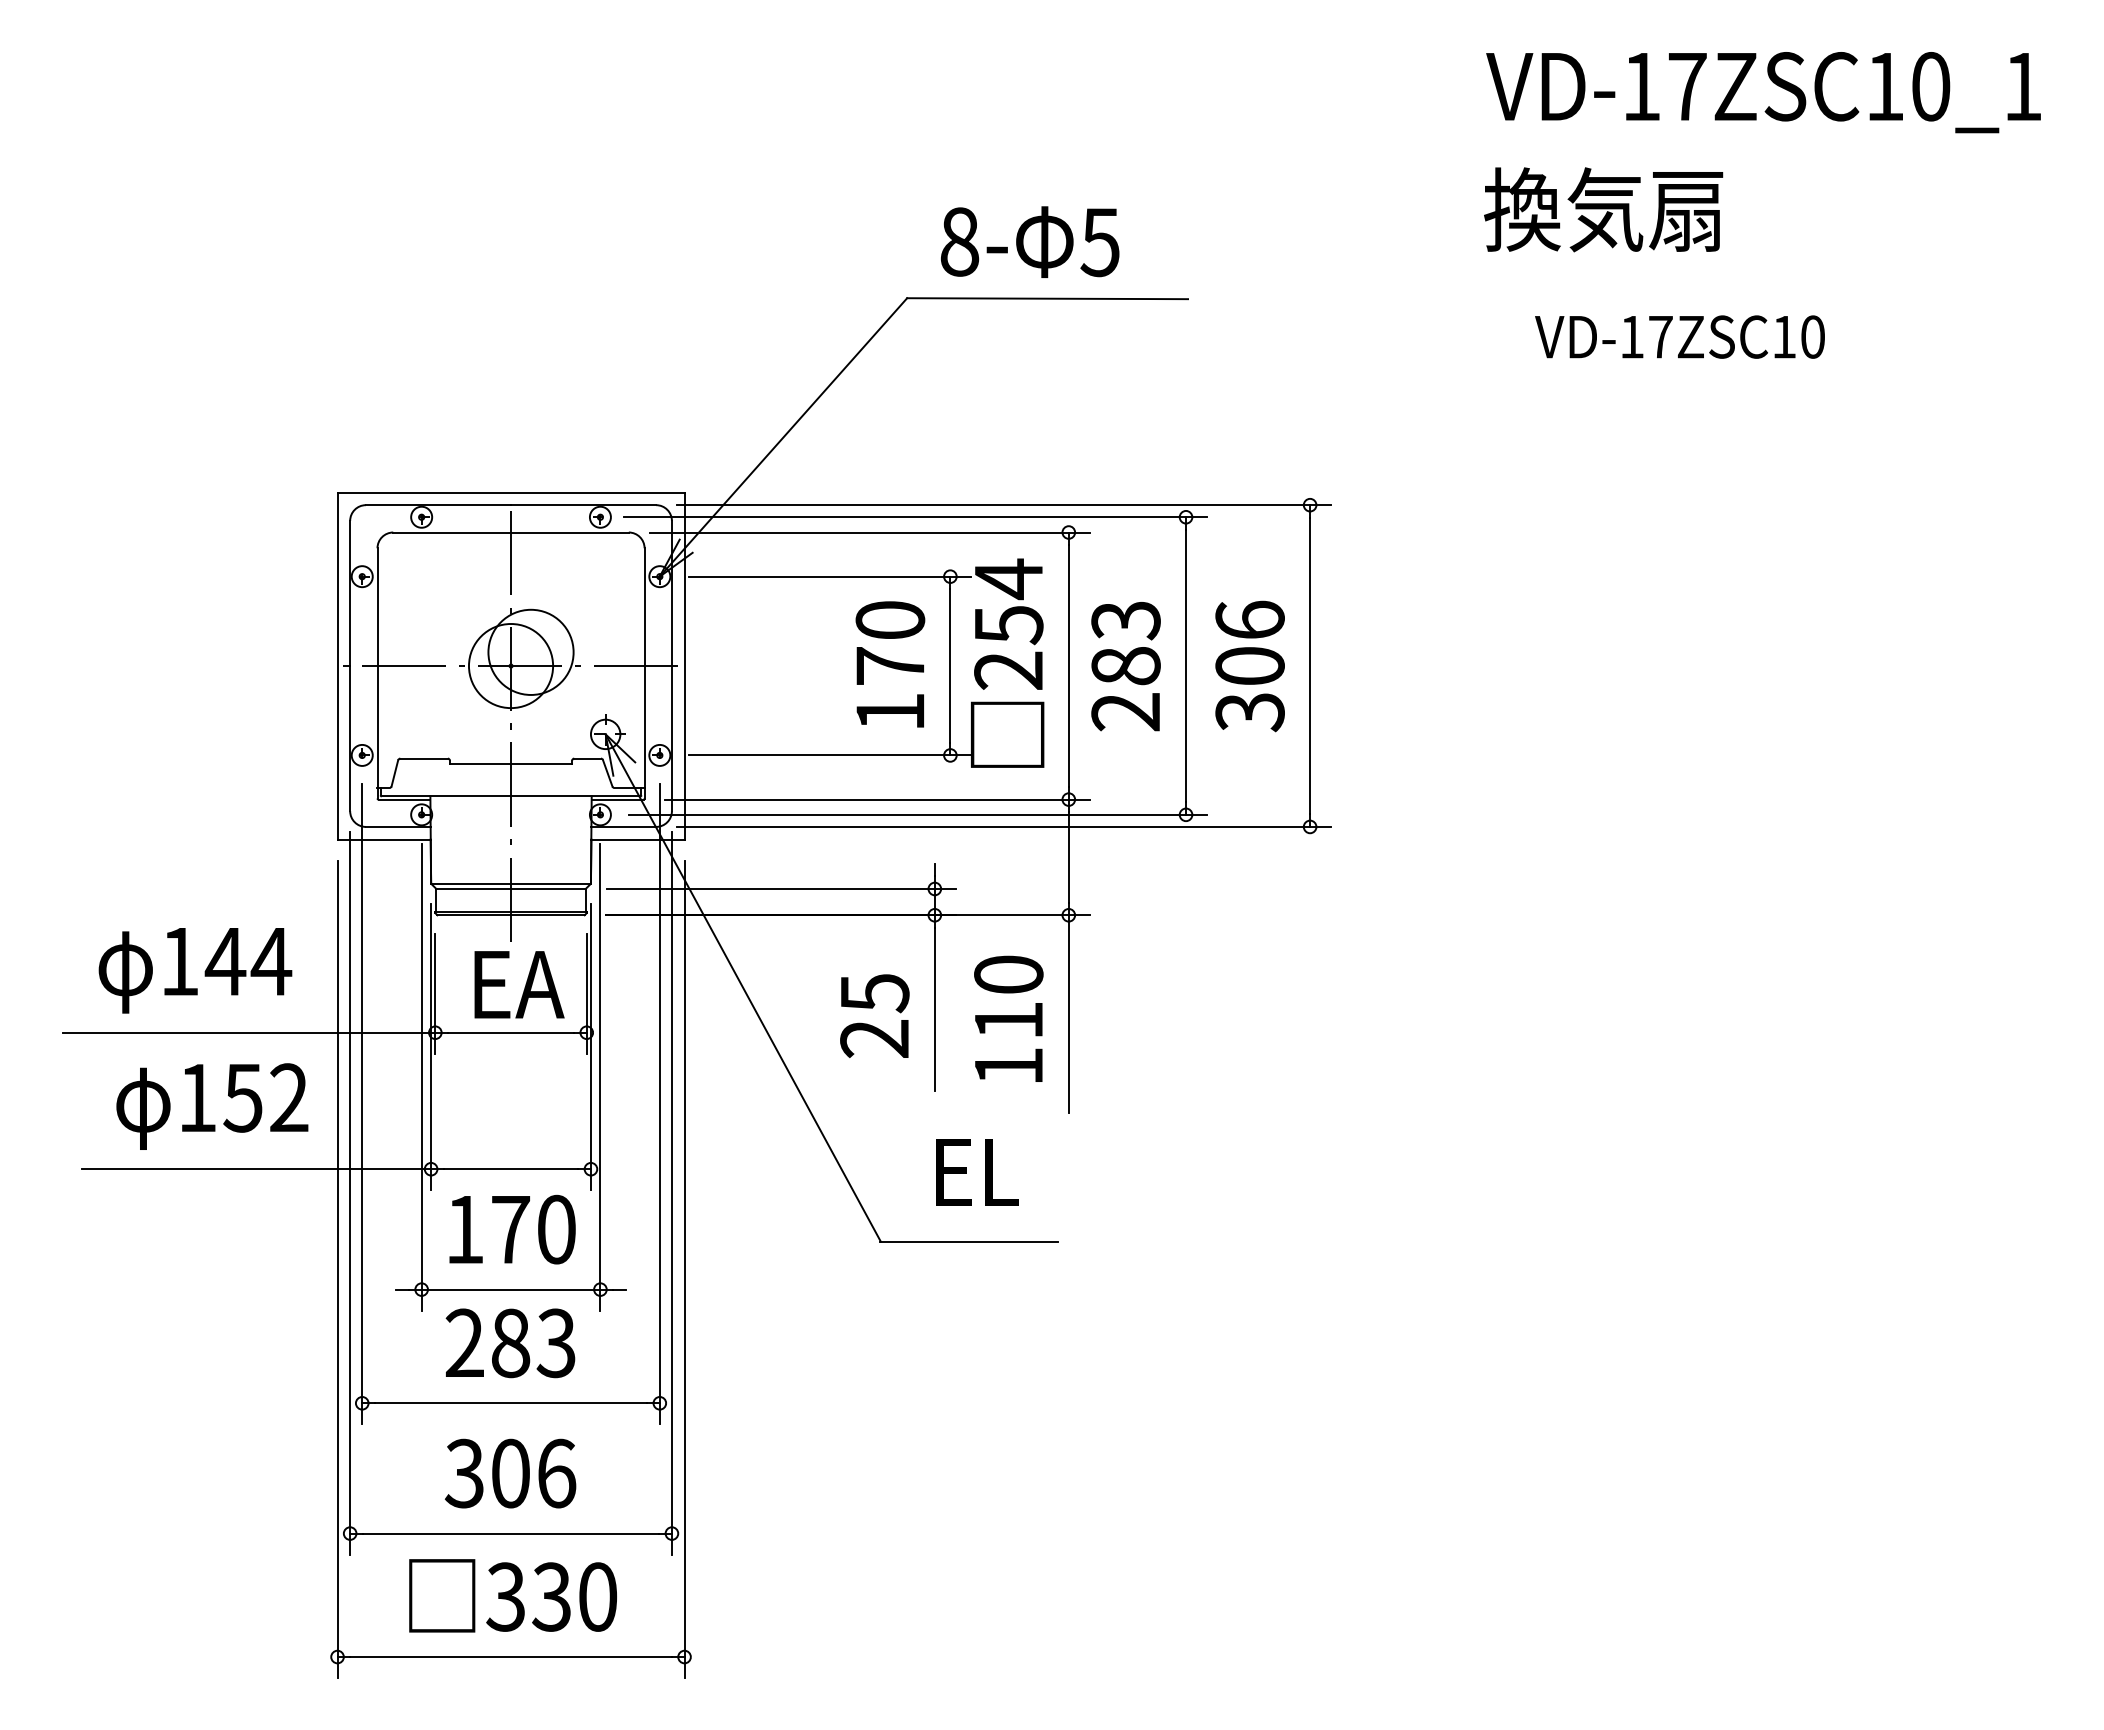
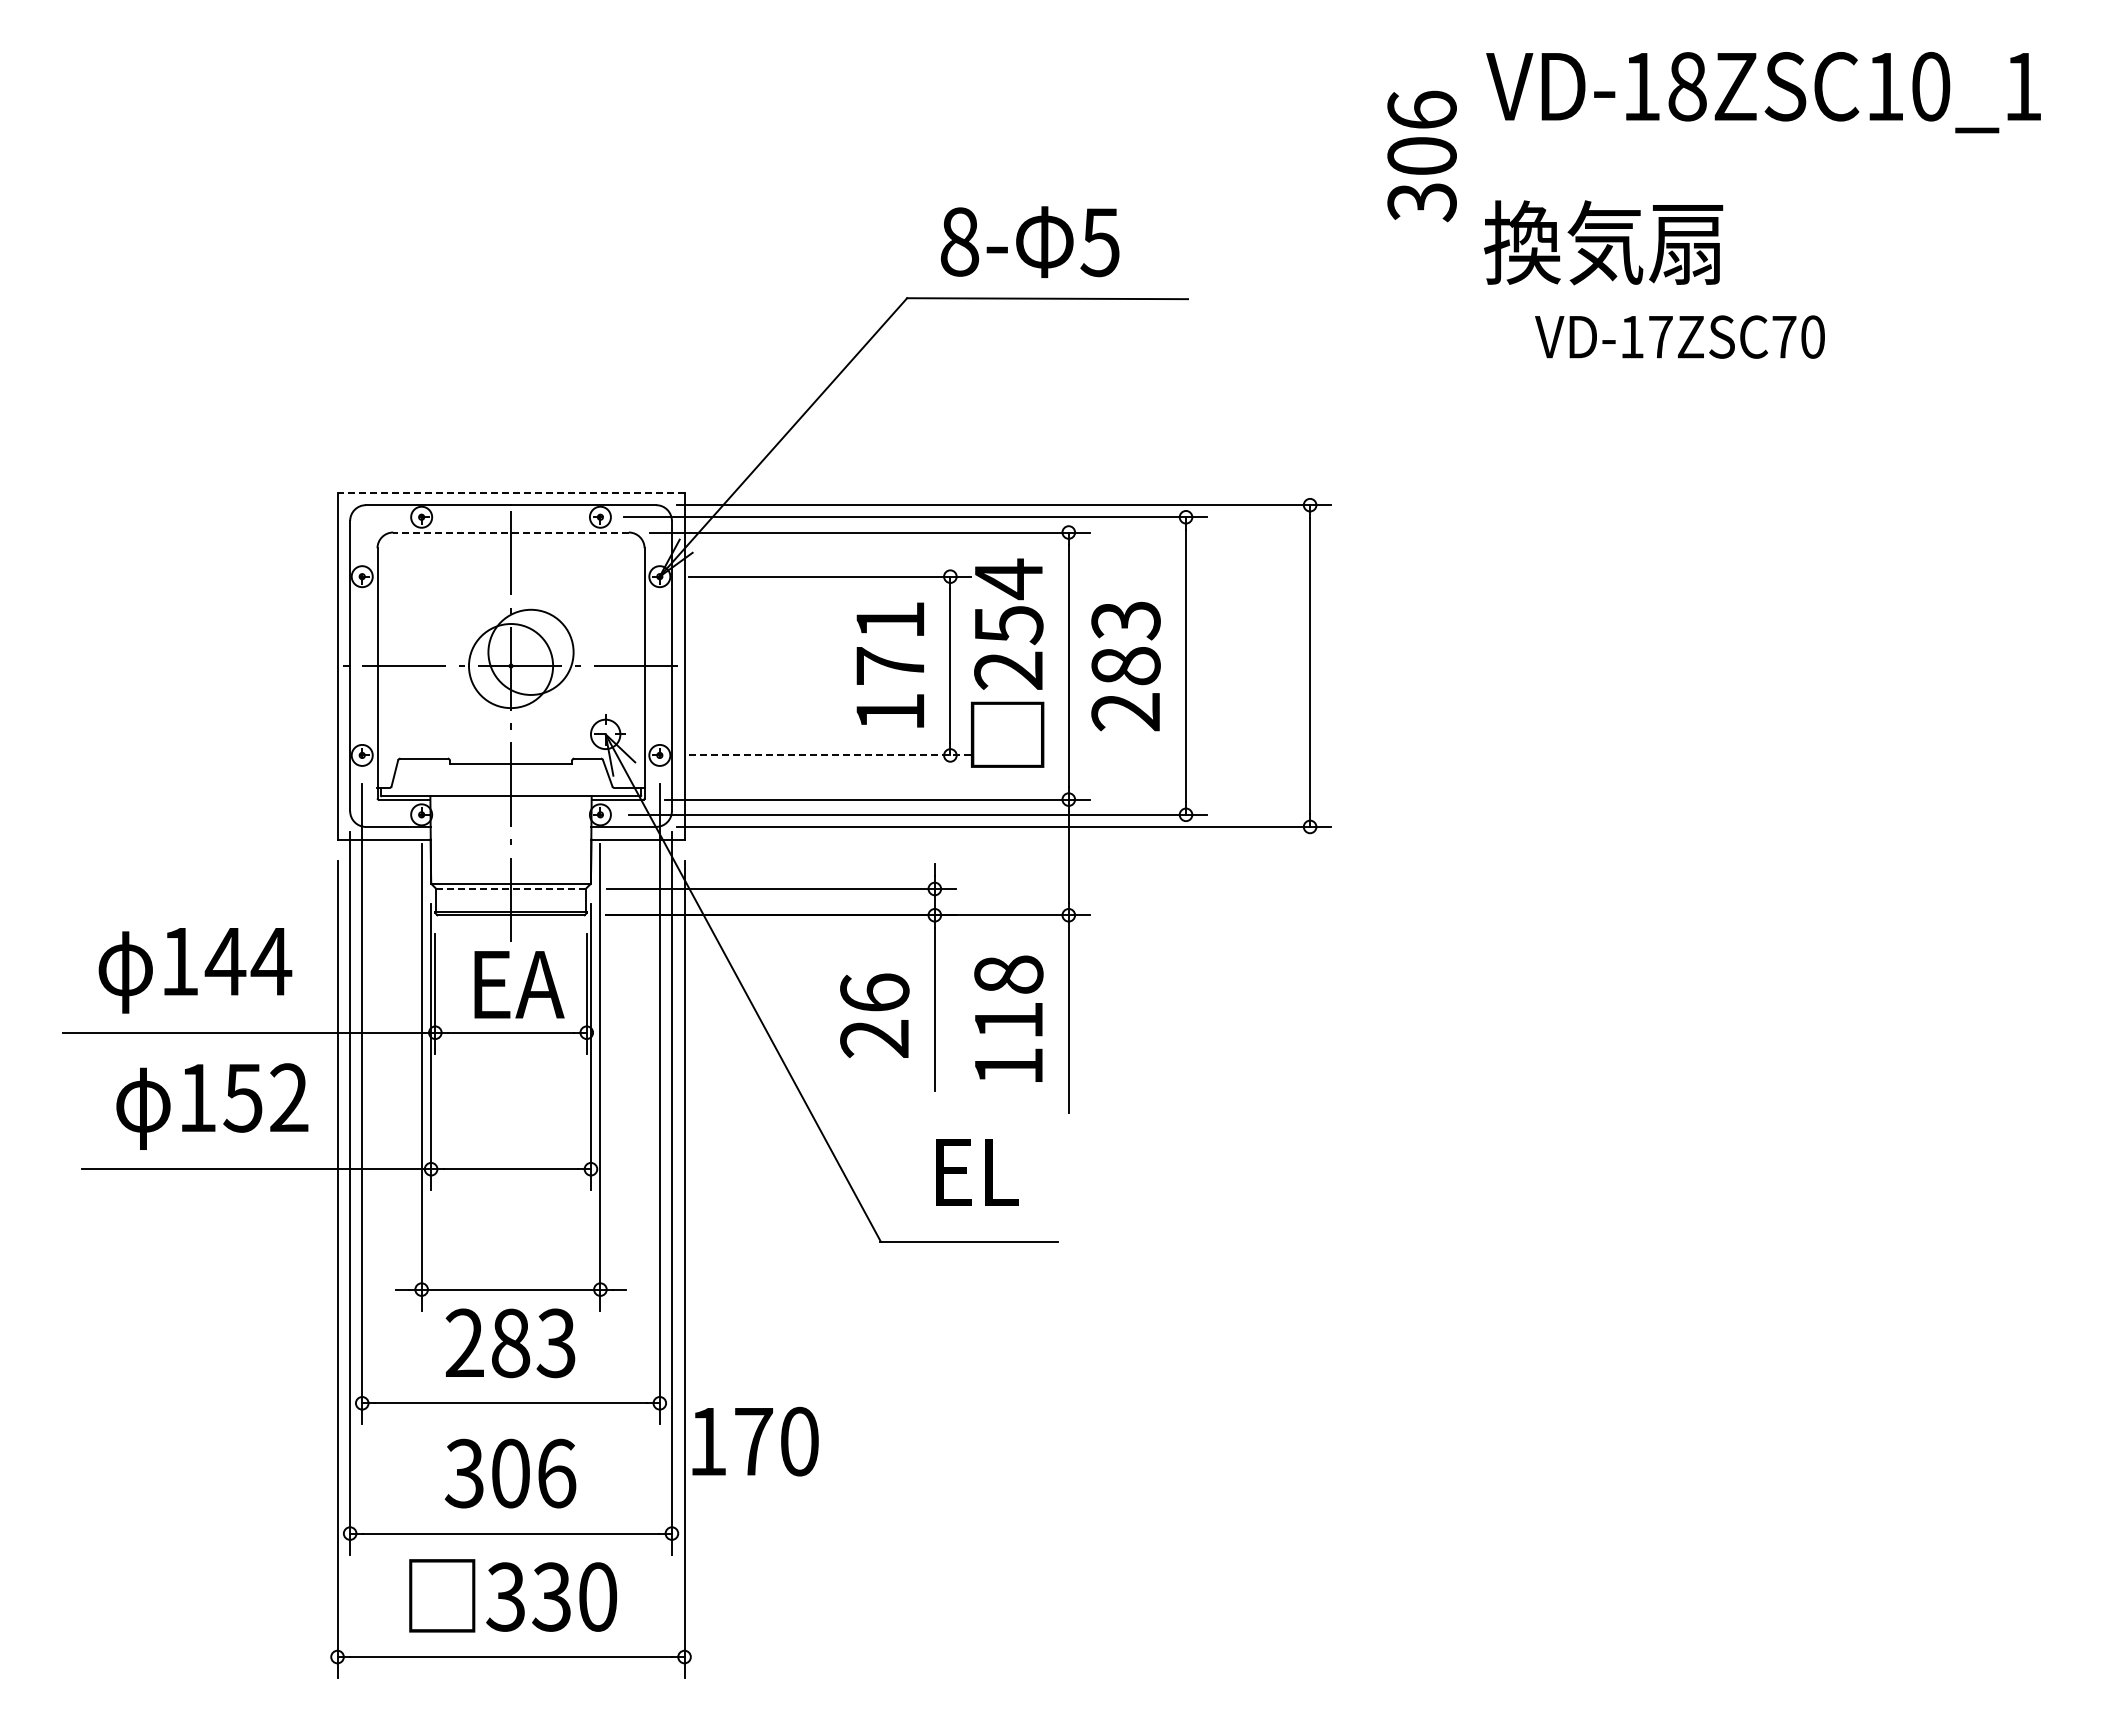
text: VD-17ZSC10_1 -> VD-18ZSC10_1 (1687, 86)
text position: (1603, 209) -> (1603, 242) (1603, 242)
text: VD-17ZSC10 -> VD-17ZSC70 (1784, 337)
line: solid -> dashed (511, 492)
line: solid -> dashed (511, 532)
text: 170 -> 171 (890, 619)
text position: (1249, 666) -> (1421, 156) (1421, 156)
line: solid -> dashed (830, 755)
line: solid -> dashed (511, 888)
text: 110 -> 118 (1008, 974)
text: 25 -> 26 (874, 993)
text position: (512, 1229) -> (755, 1441) (755, 1441)
